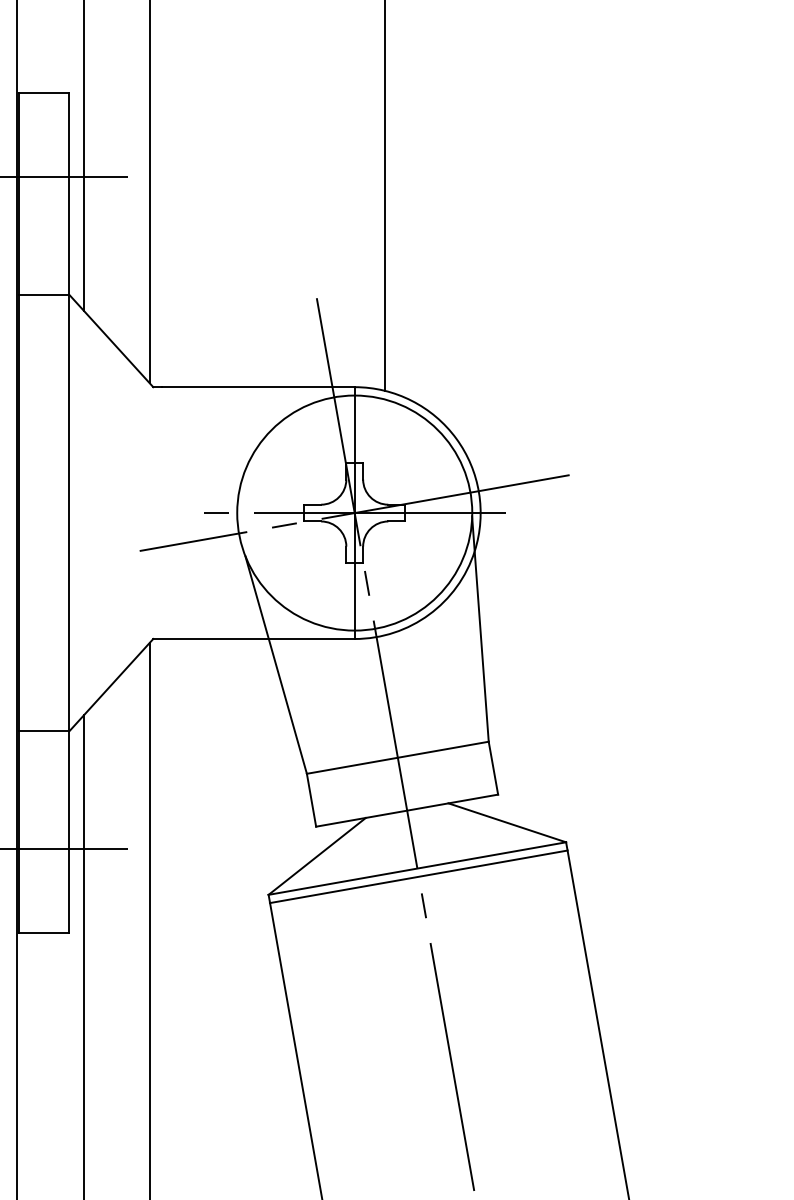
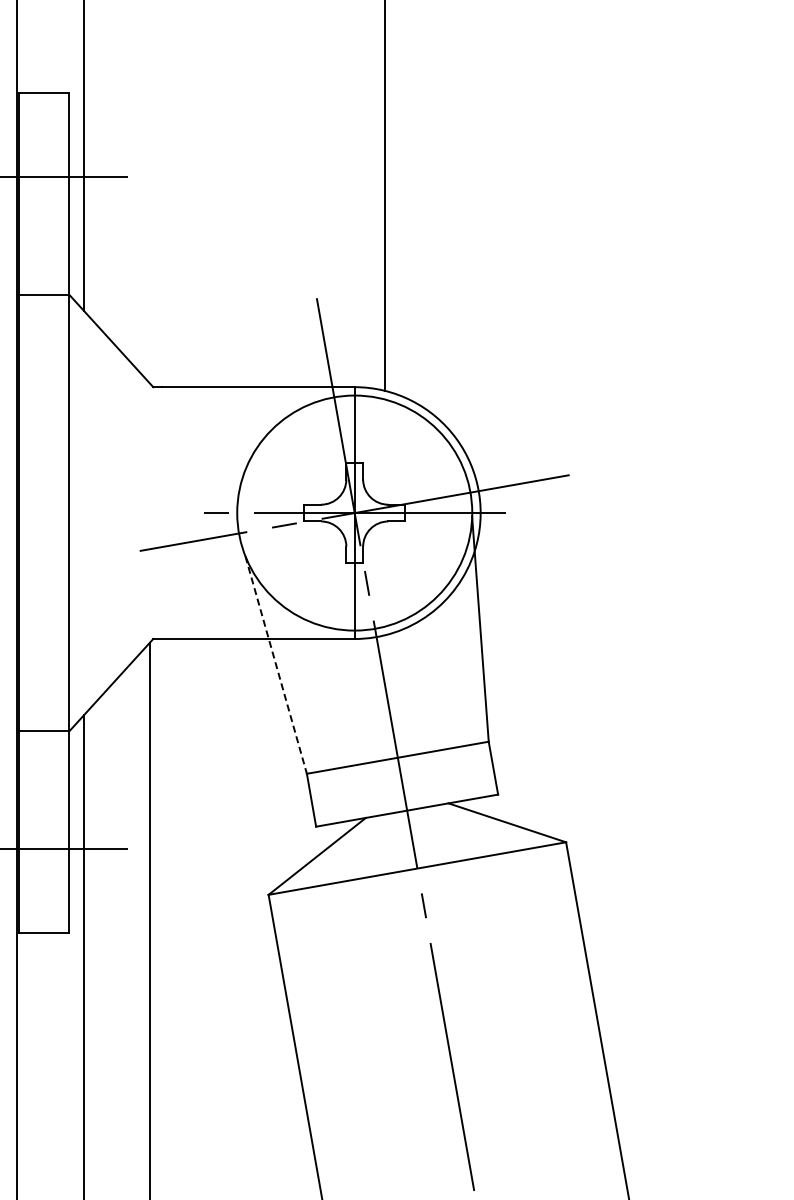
line: present -> none (149, 192)
line: solid -> dashed (276, 665)
line: present -> none (418, 876)
